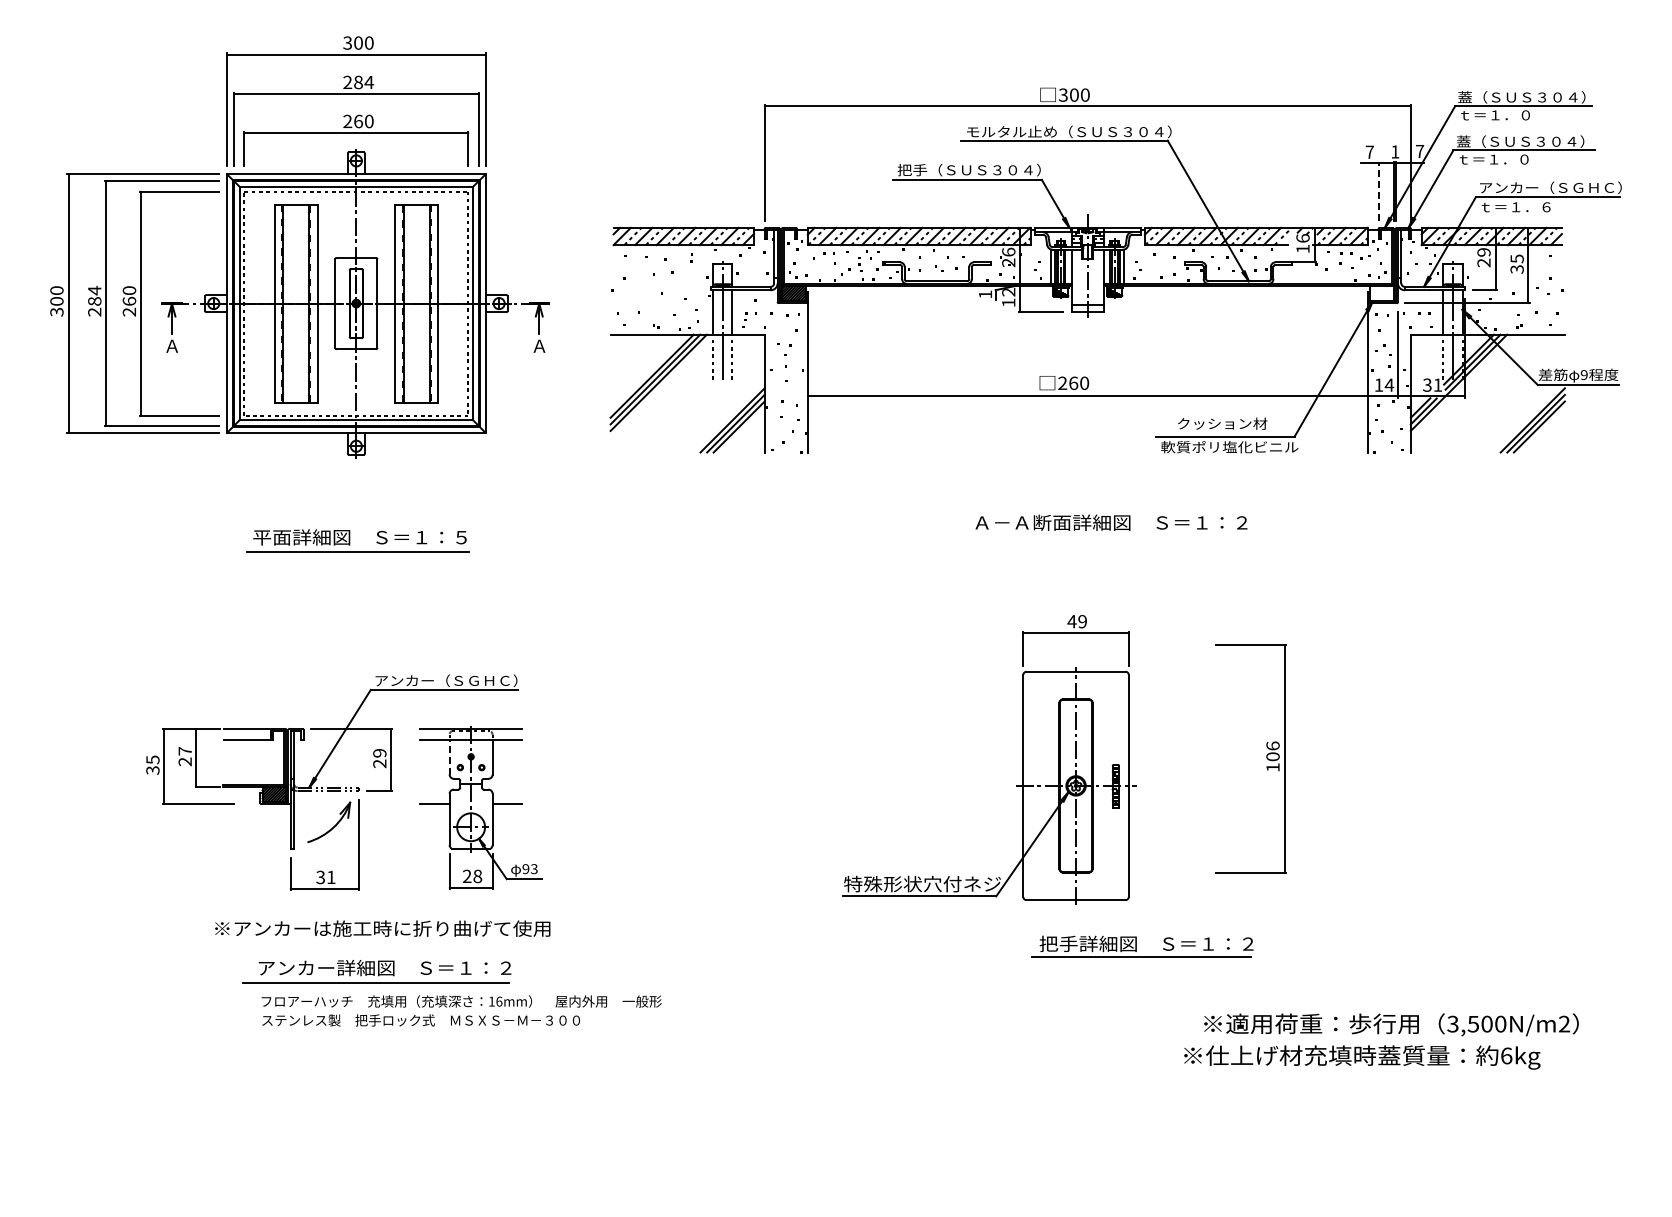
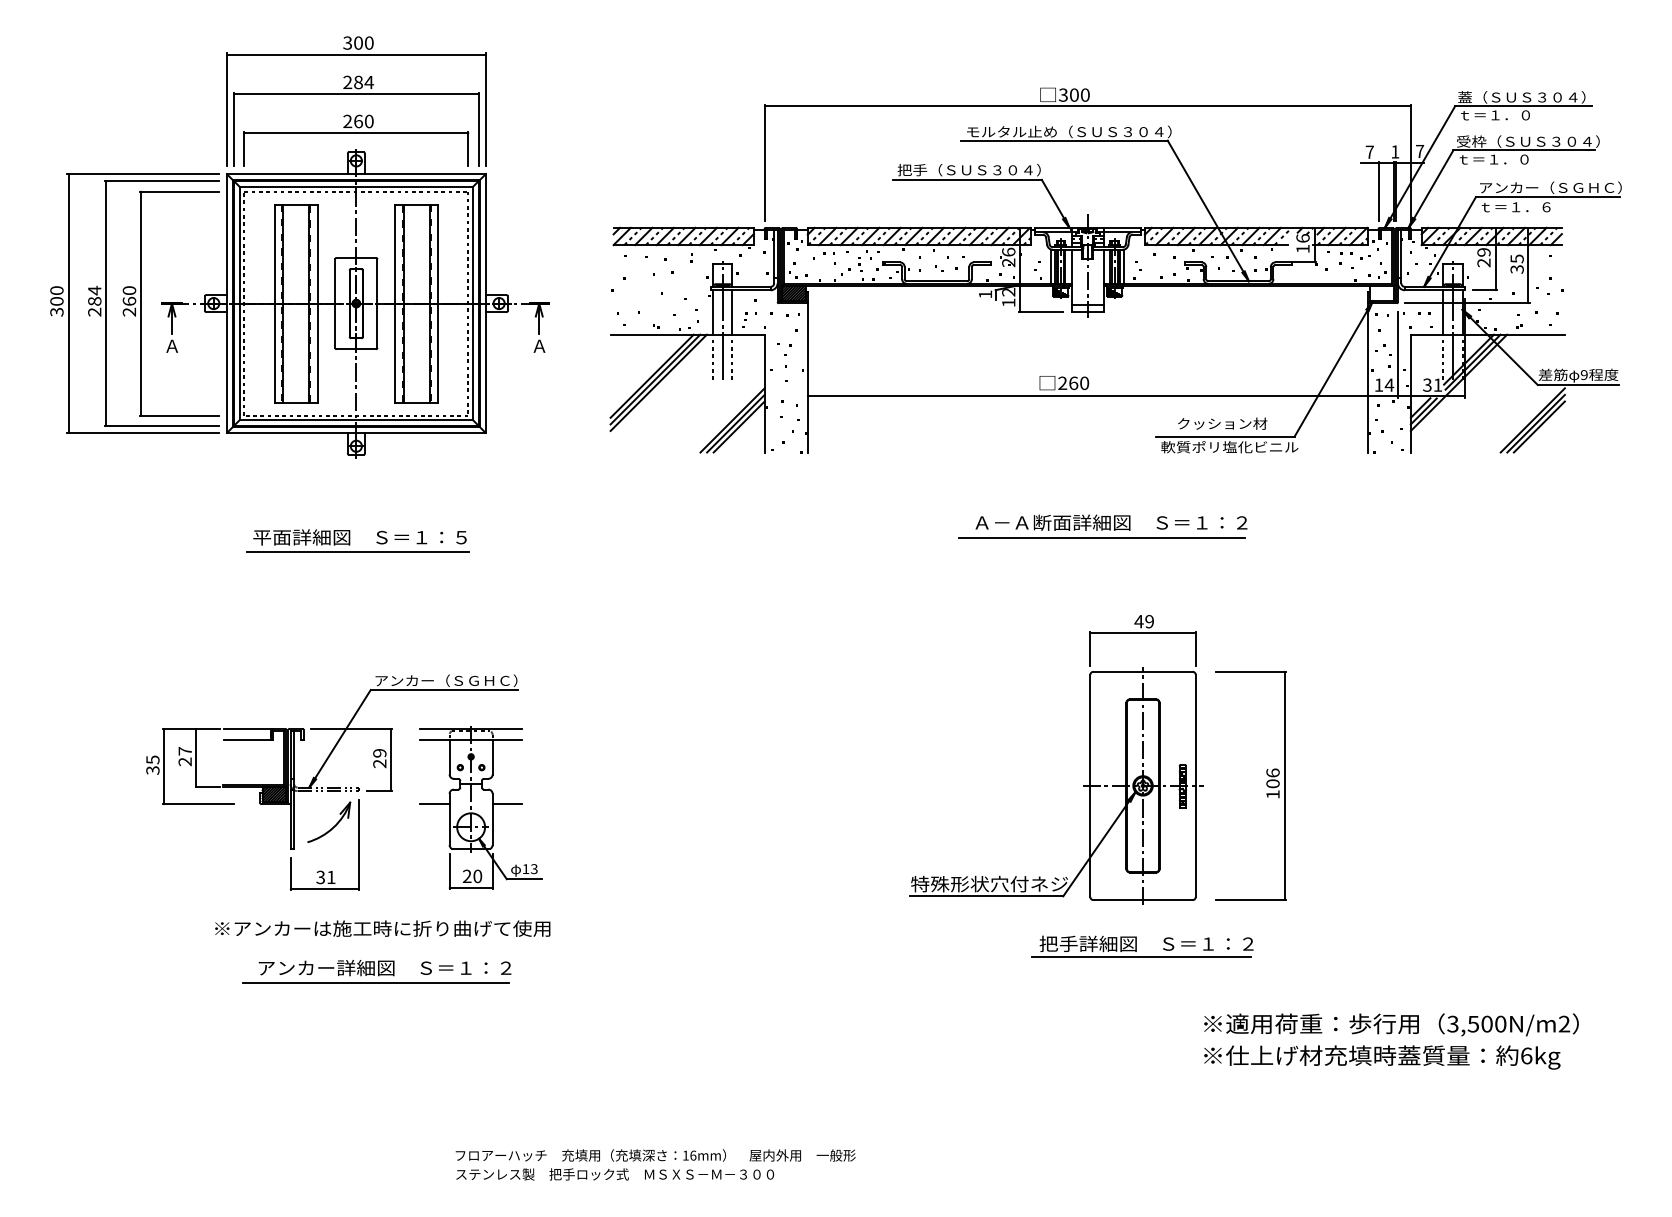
text: 蓋（ＳＵＳ３０４） -> 受枠（ＳＵＳ３０４） (1528, 141)
line: dashed -> solid (1378, 191)
line: none -> present (1101, 538)
line: dashed -> solid (449, 756)
part position: (1266, 758) -> (1266, 785) (1266, 785)
part position: (1022, 759) -> (1089, 759) (1089, 759)
text: 93 -> 13 (525, 869)
text: 28 -> 20 (477, 876)
text position: (461, 1010) -> (655, 1164) (655, 1164)
text position: (1362, 1057) -> (1382, 1057) (1382, 1057)
